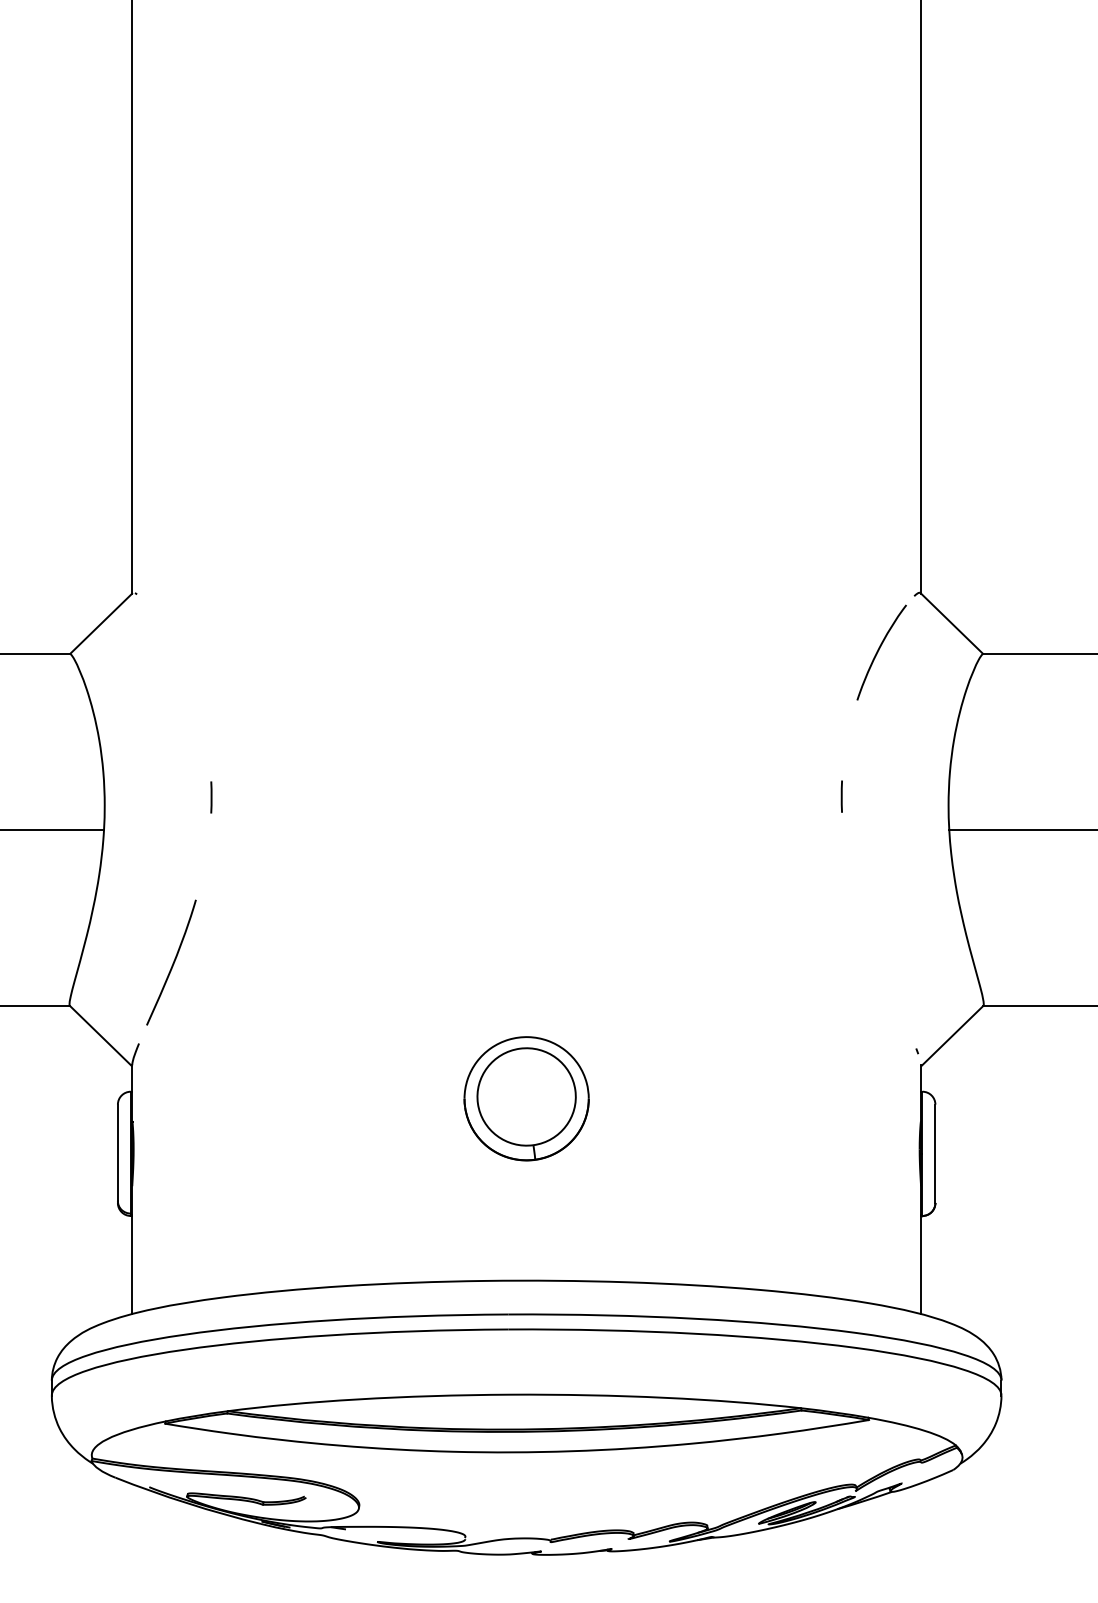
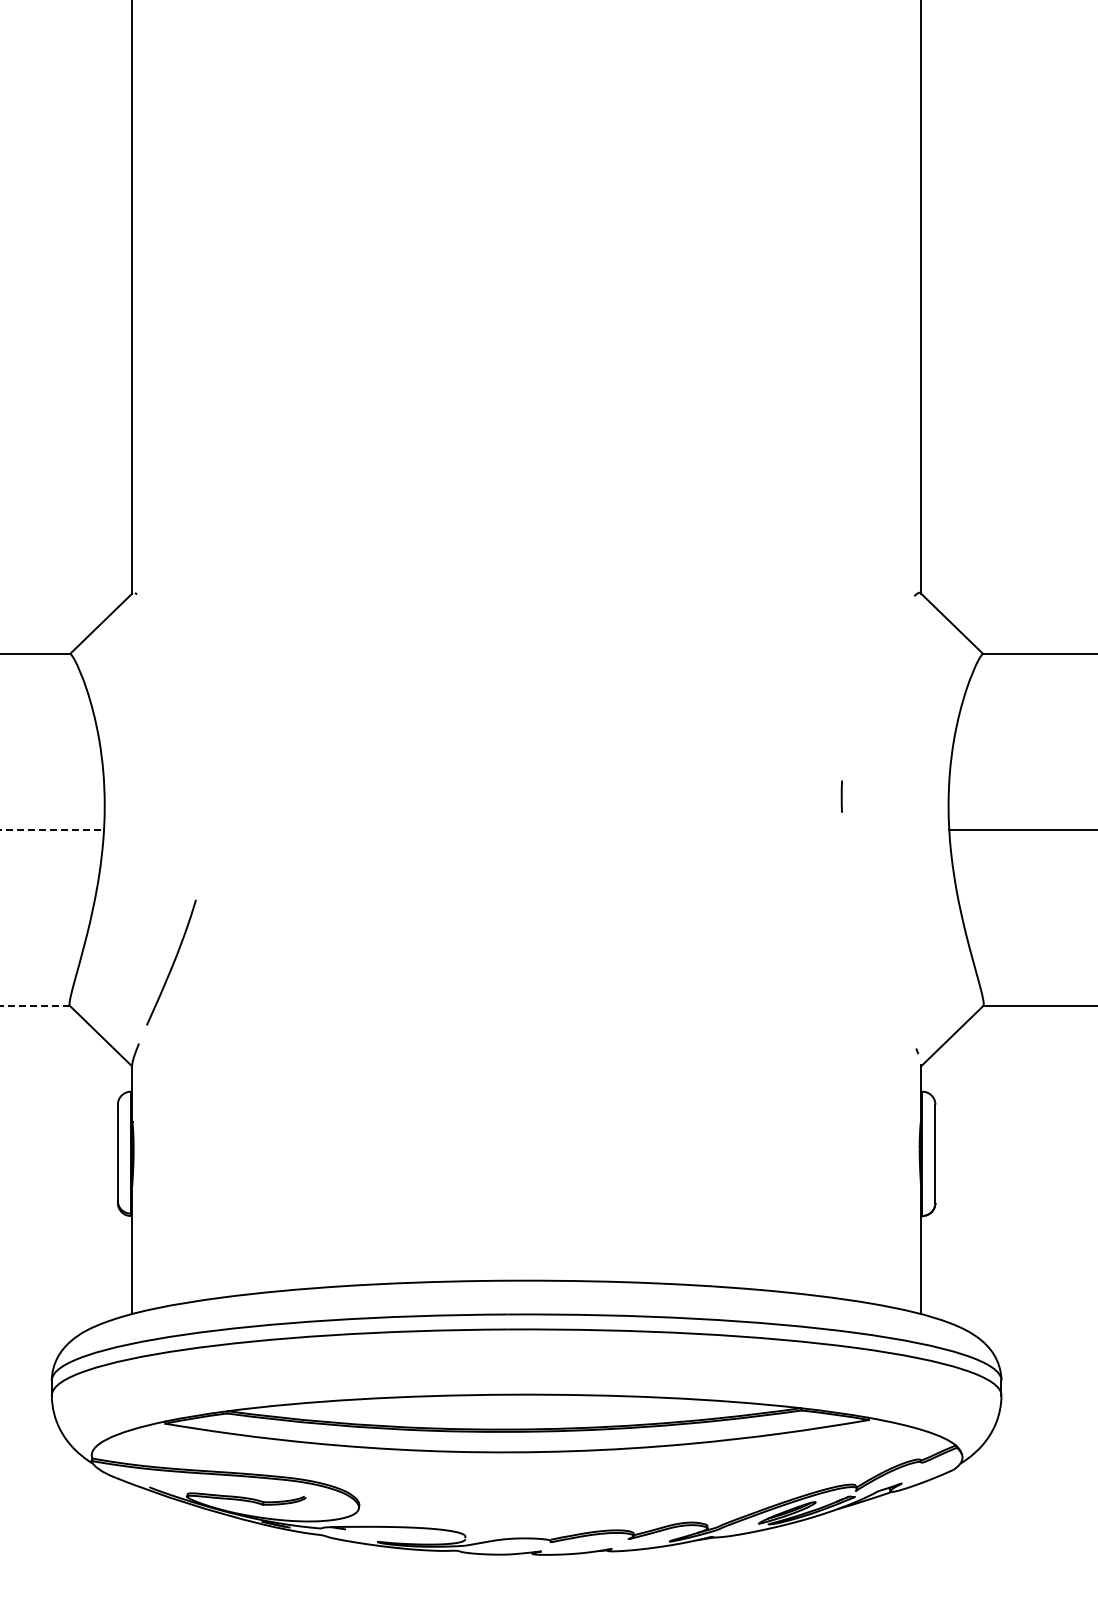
curve: present -> none (879, 650)
line: present -> none (211, 797)
line: solid -> dashed (52, 830)
line: solid -> dashed (34, 1005)
part: present -> none (526, 1098)
